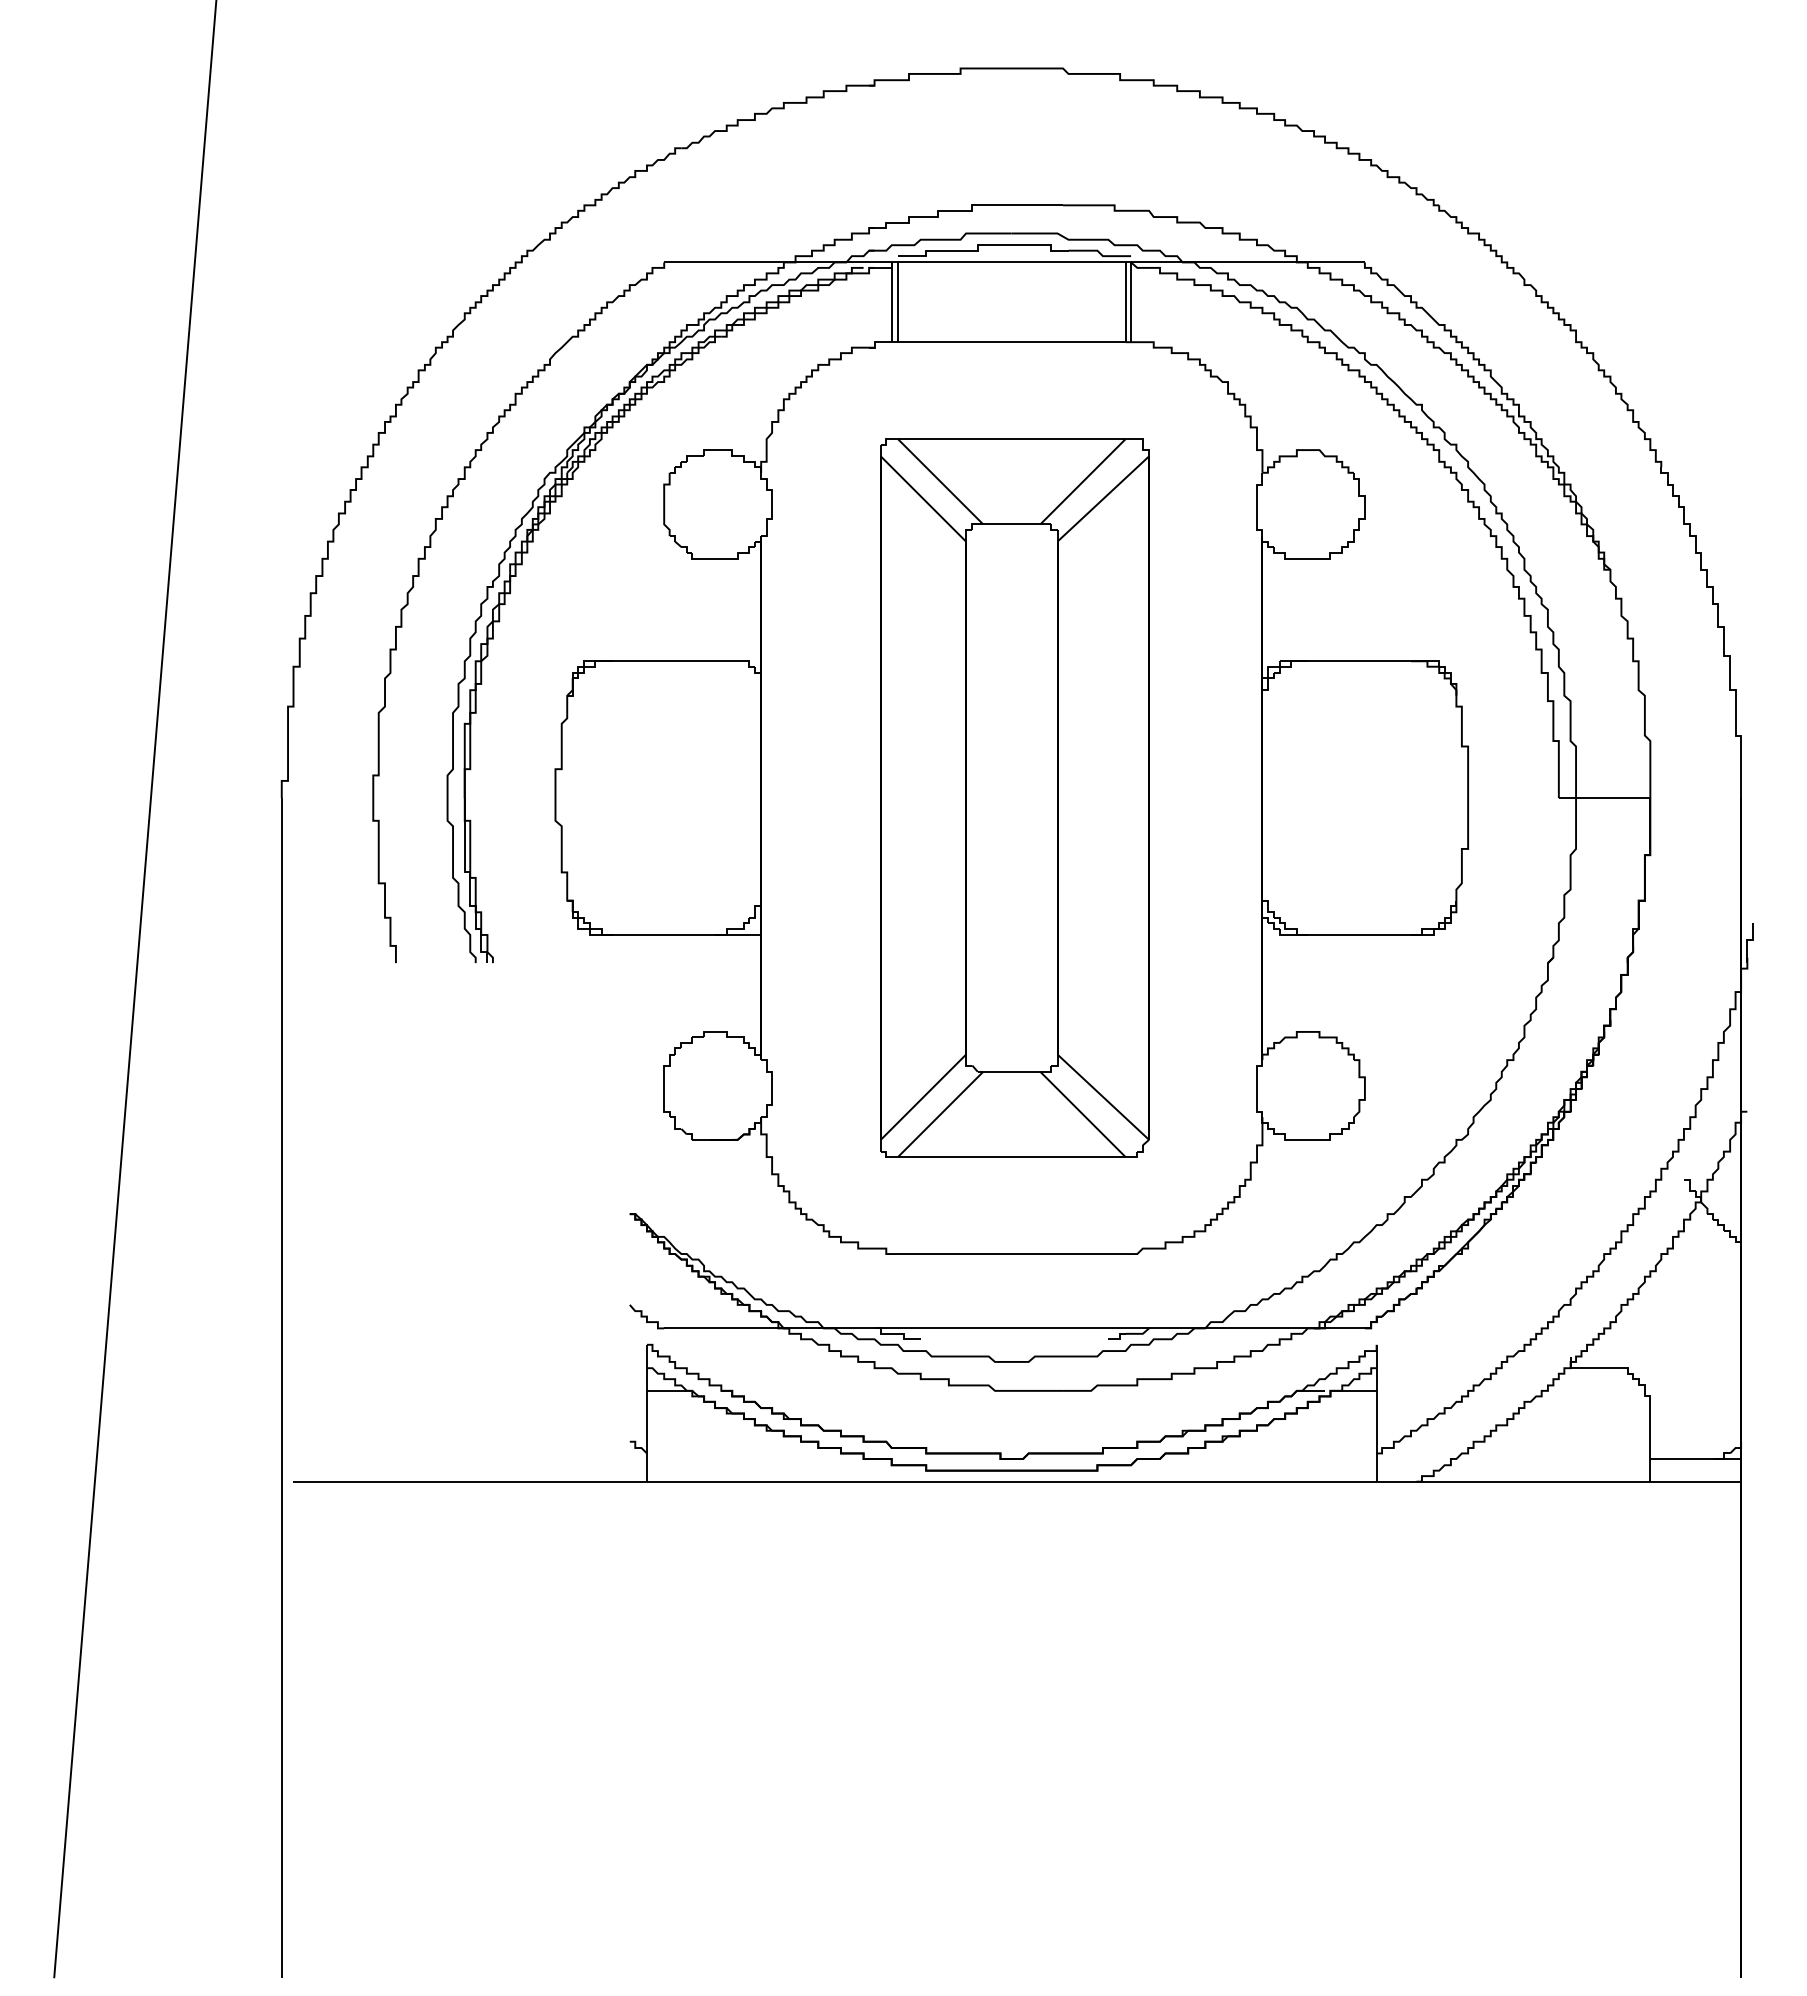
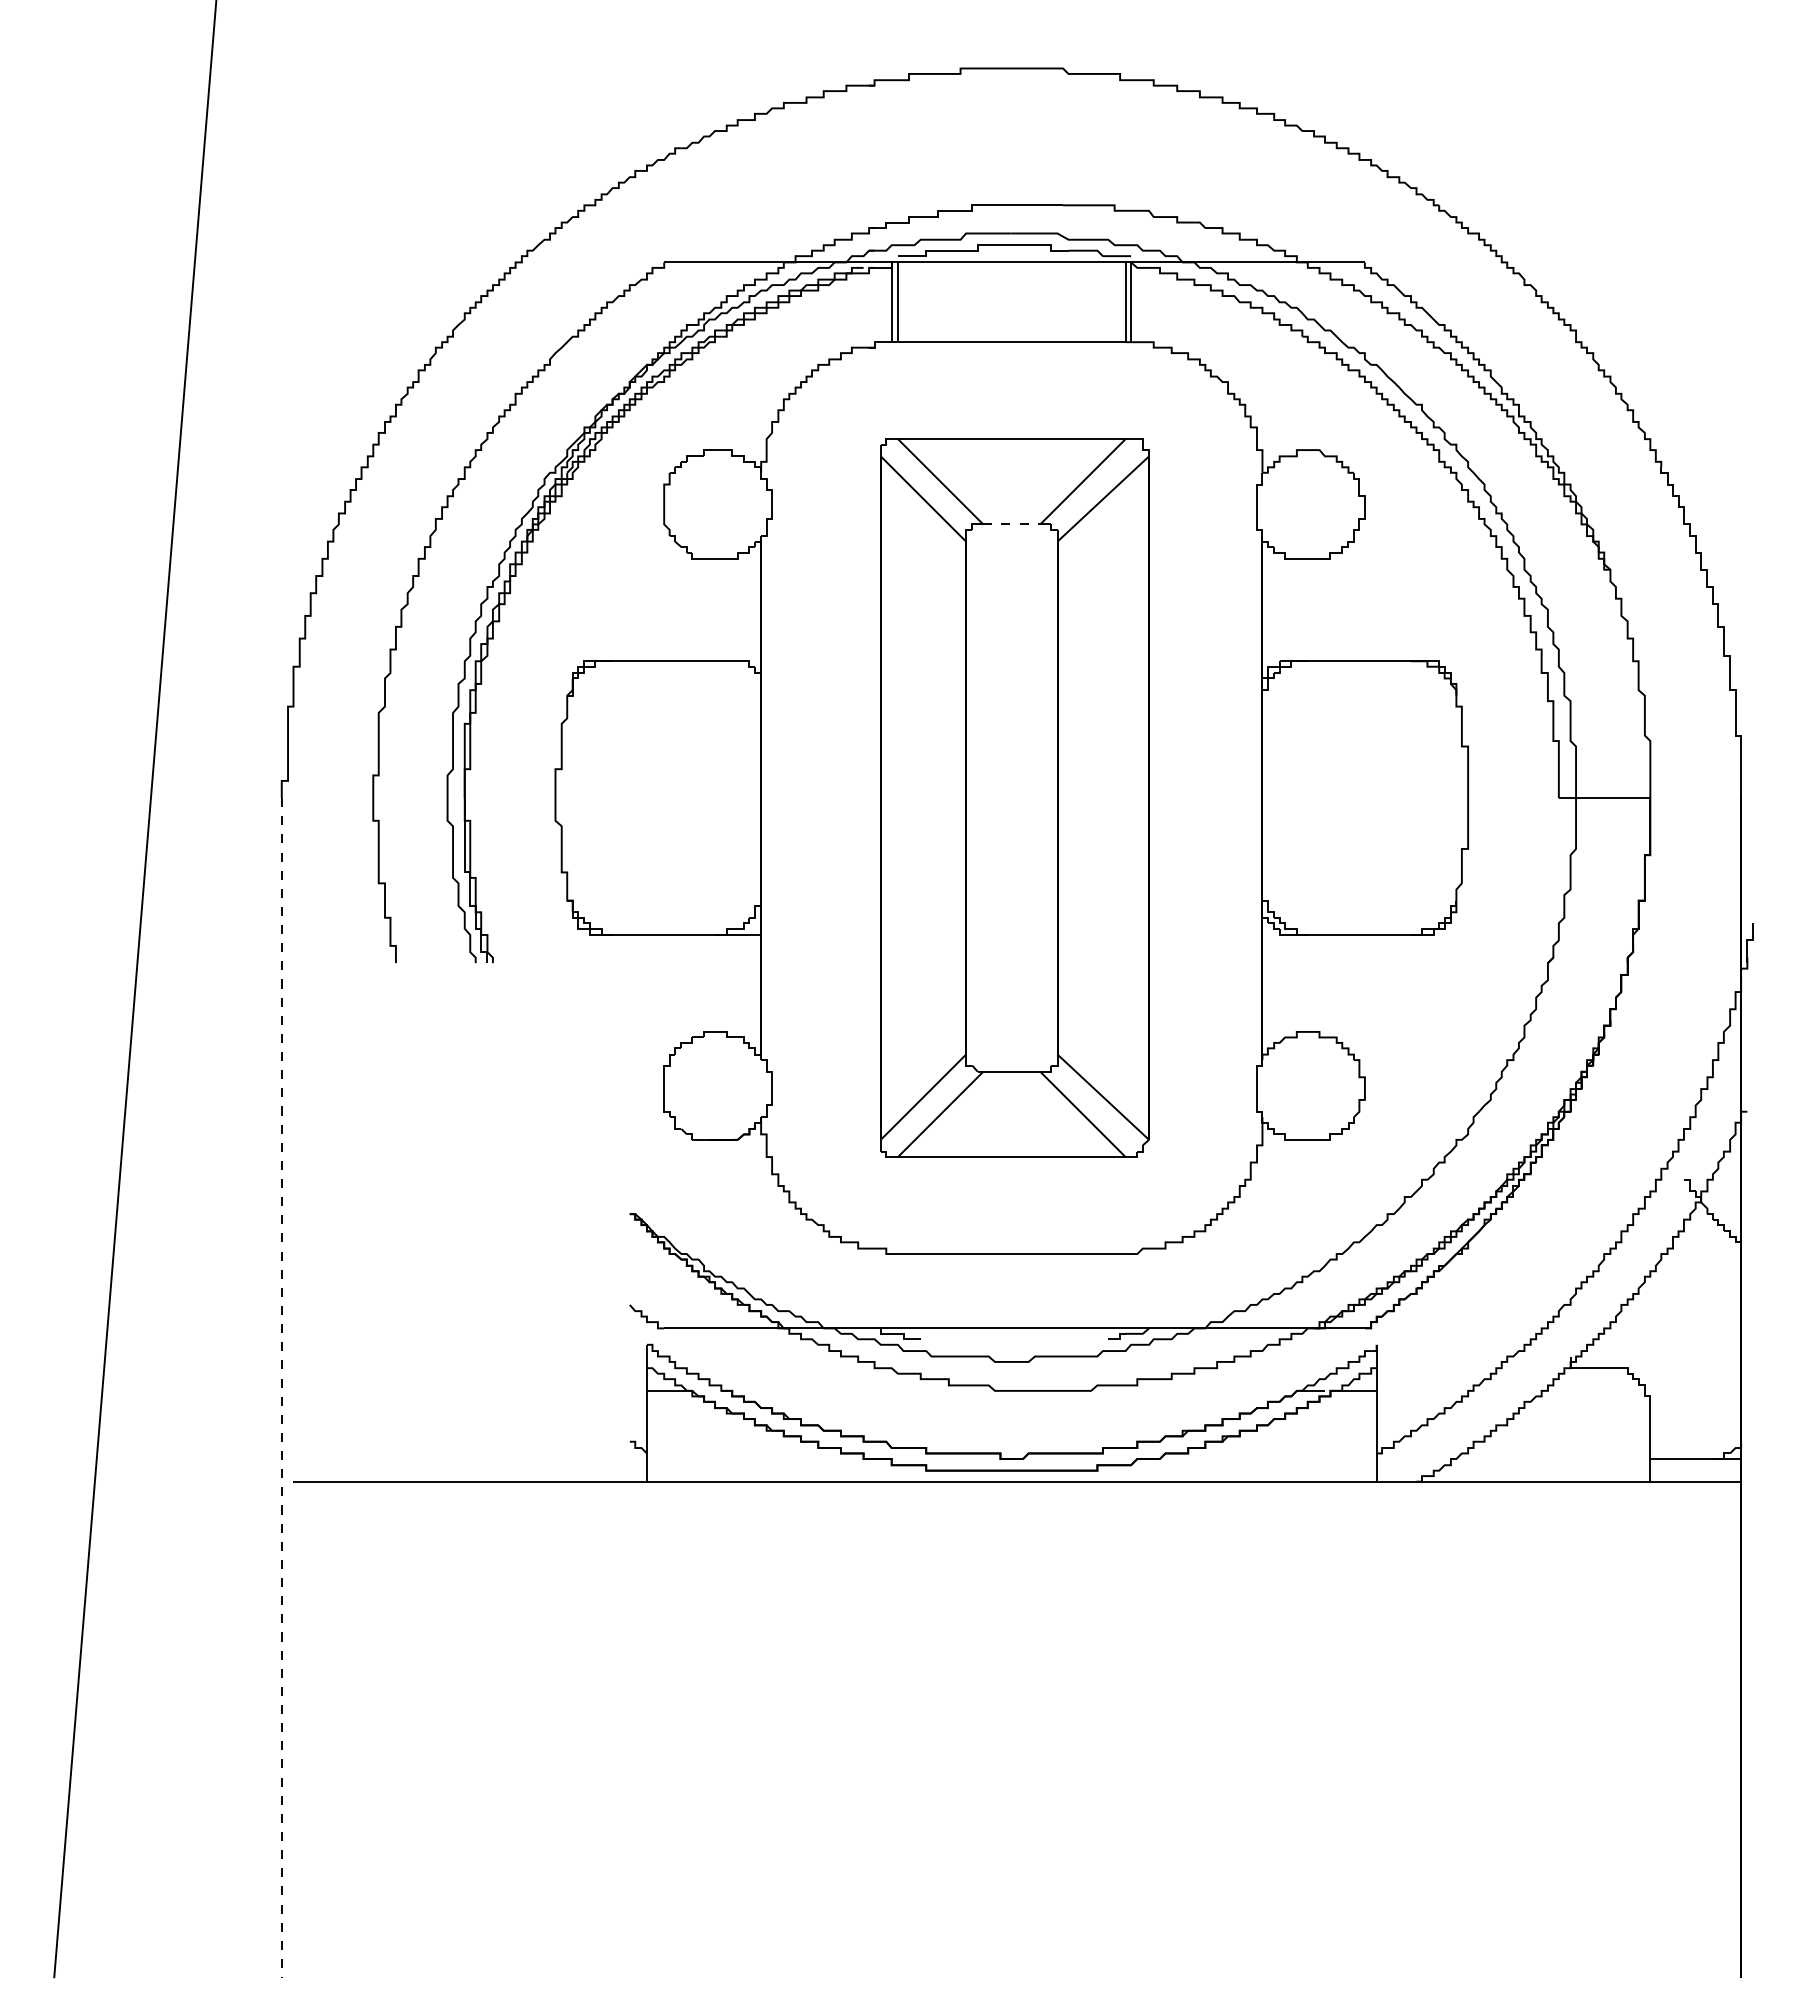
line: solid -> dashed (1011, 524)
line: solid -> dashed (281, 1388)
